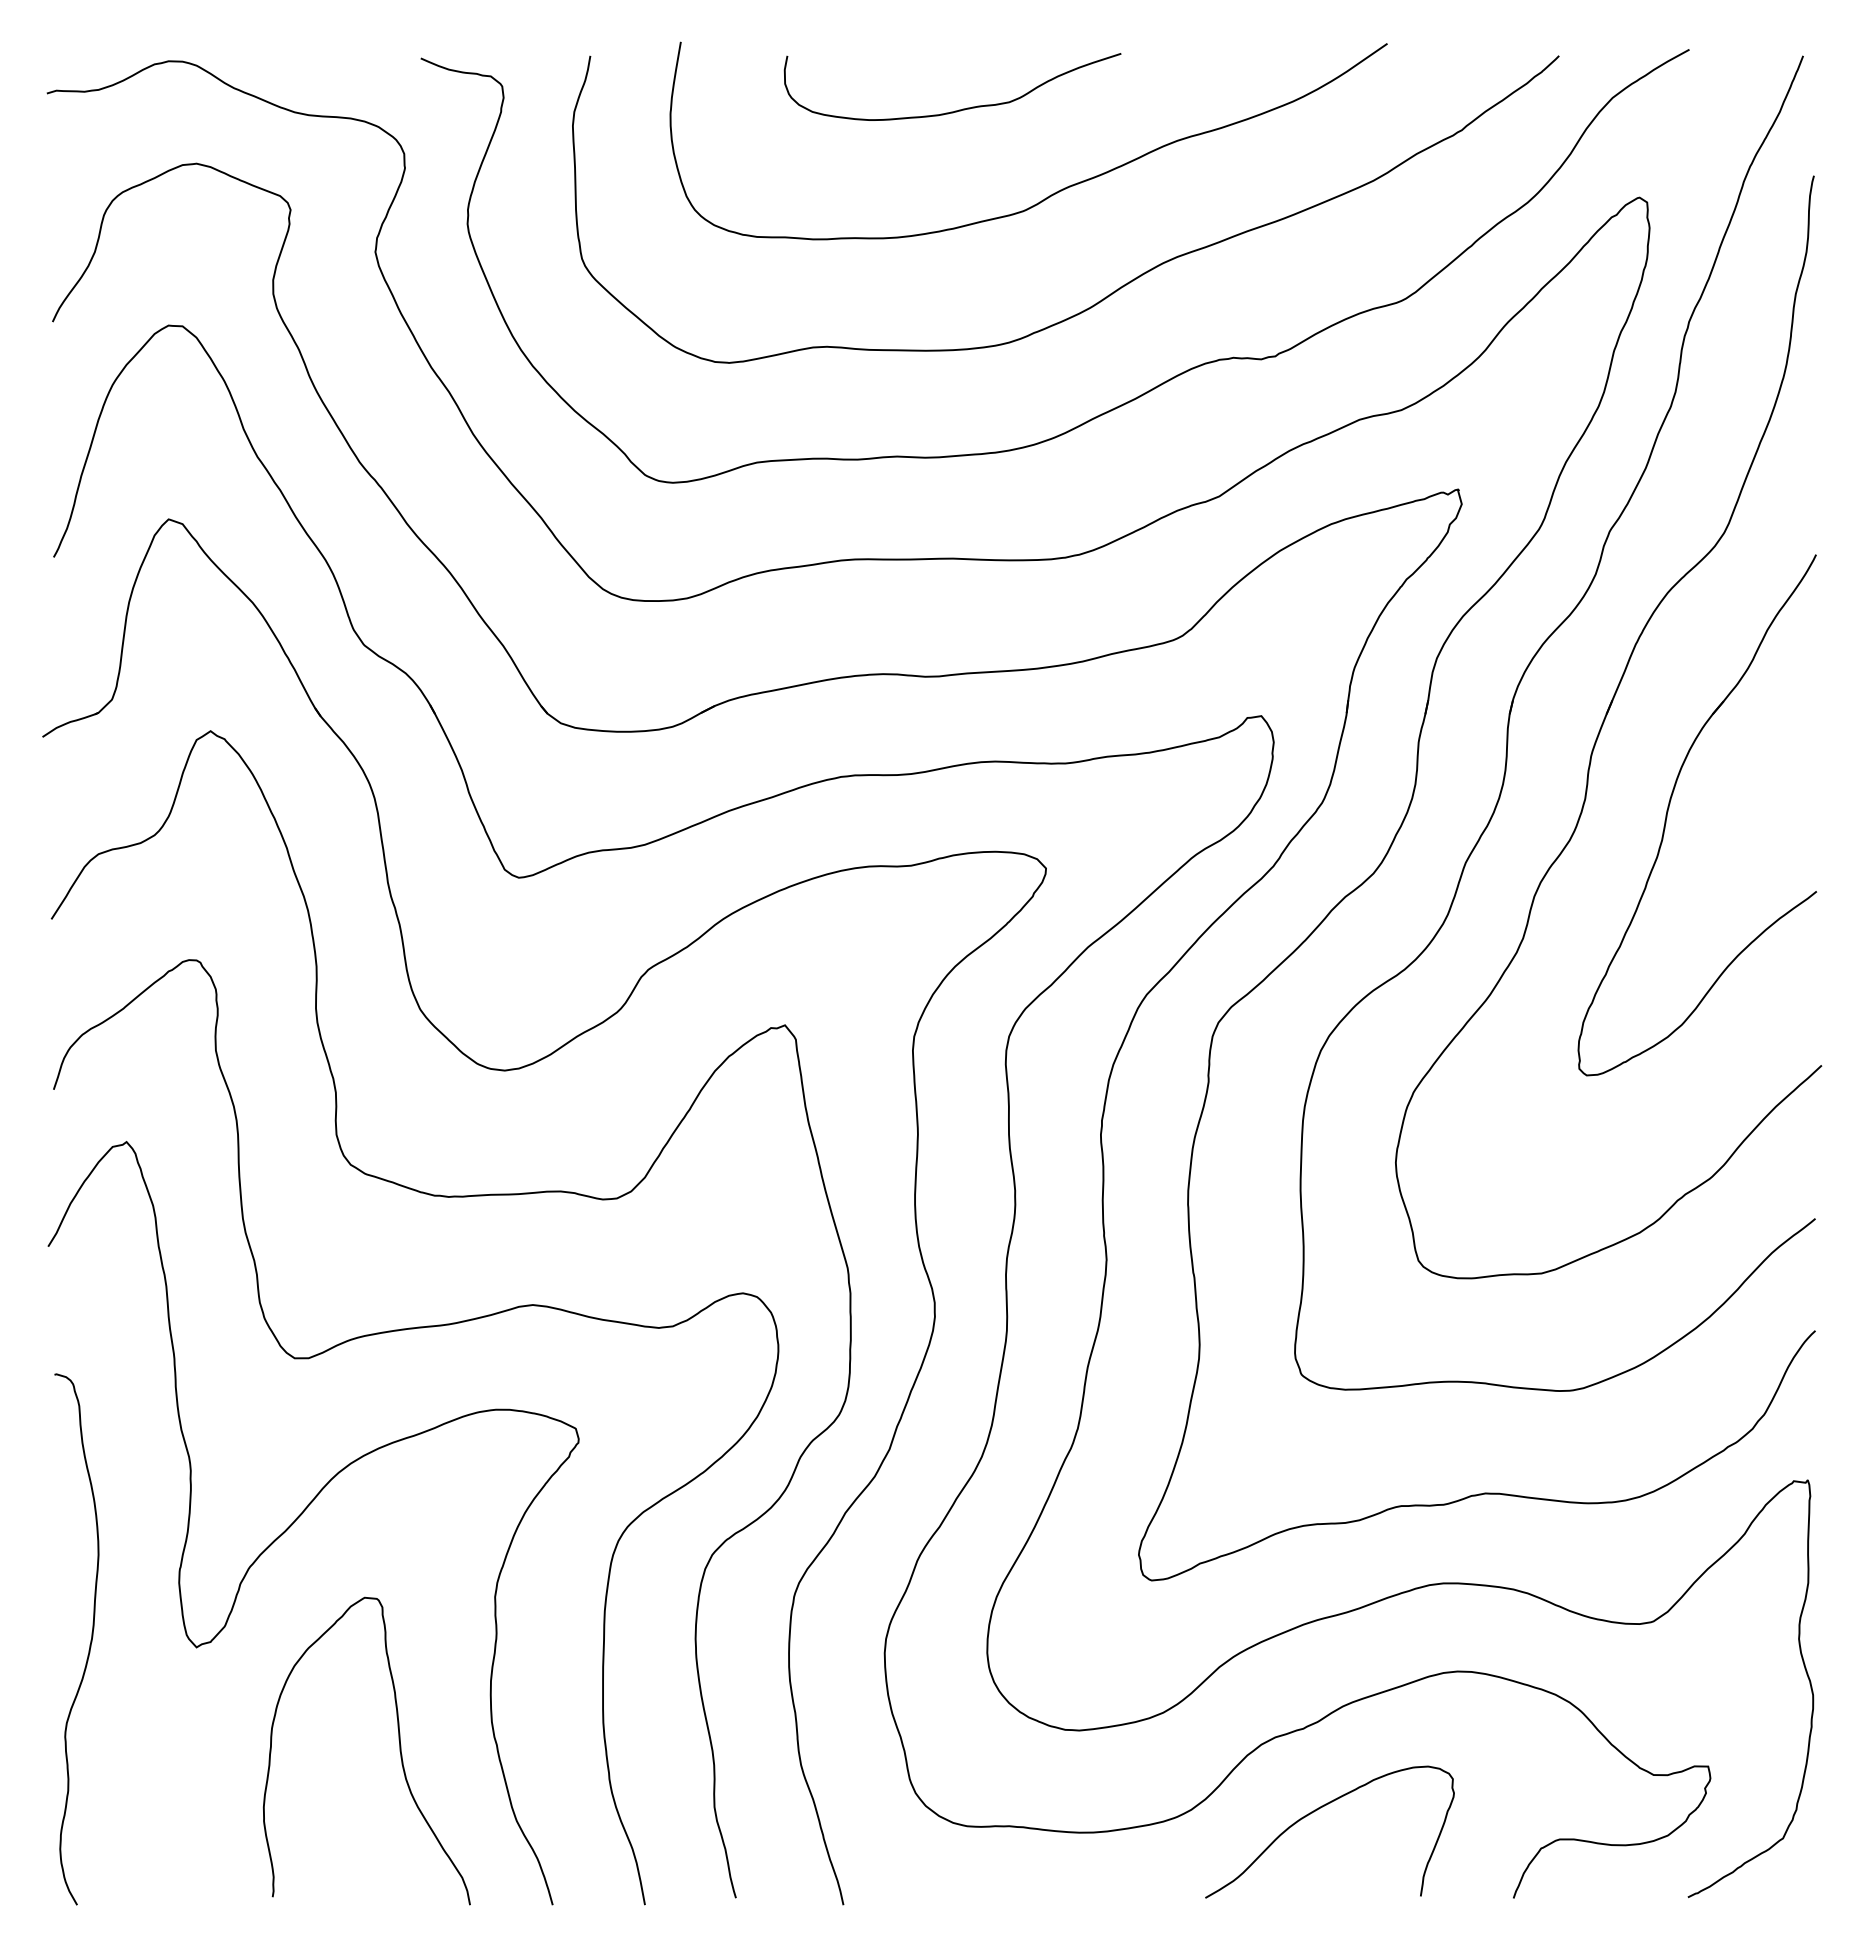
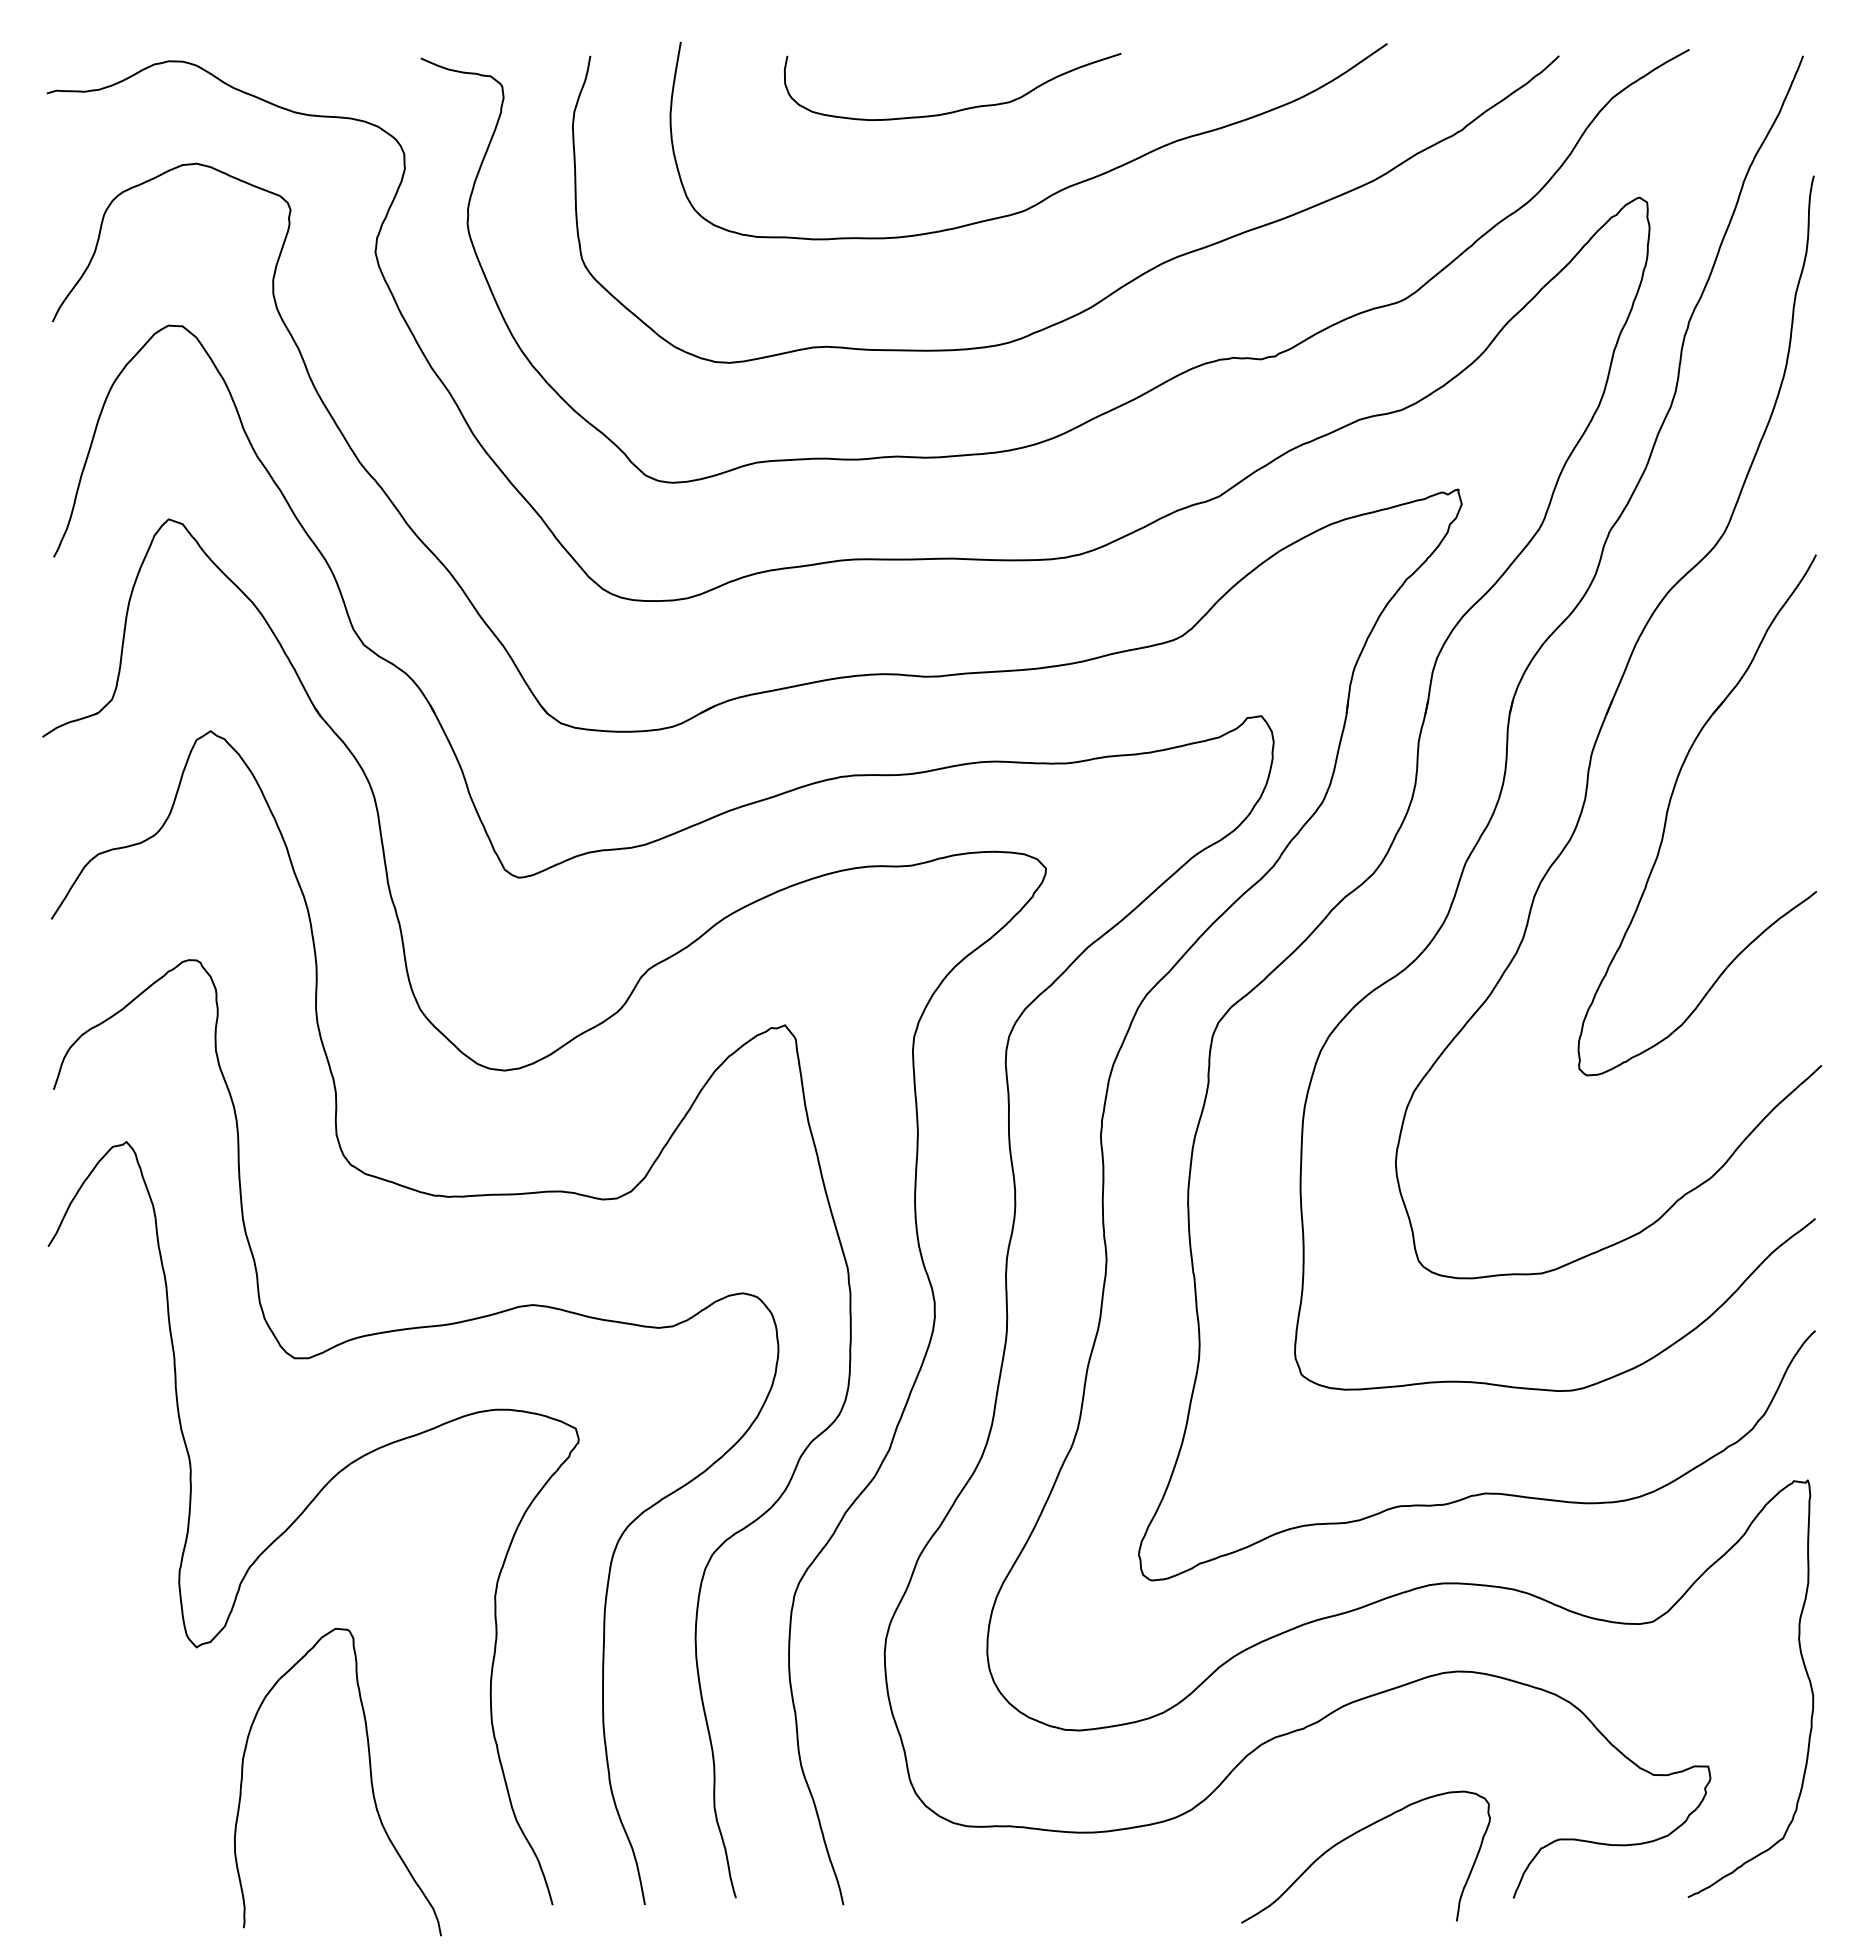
curve: present -> none (89, 1644)
curve position: (399, 1750) -> (370, 1781) (370, 1781)
curve position: (1319, 1809) -> (1355, 1834) (1355, 1834)
